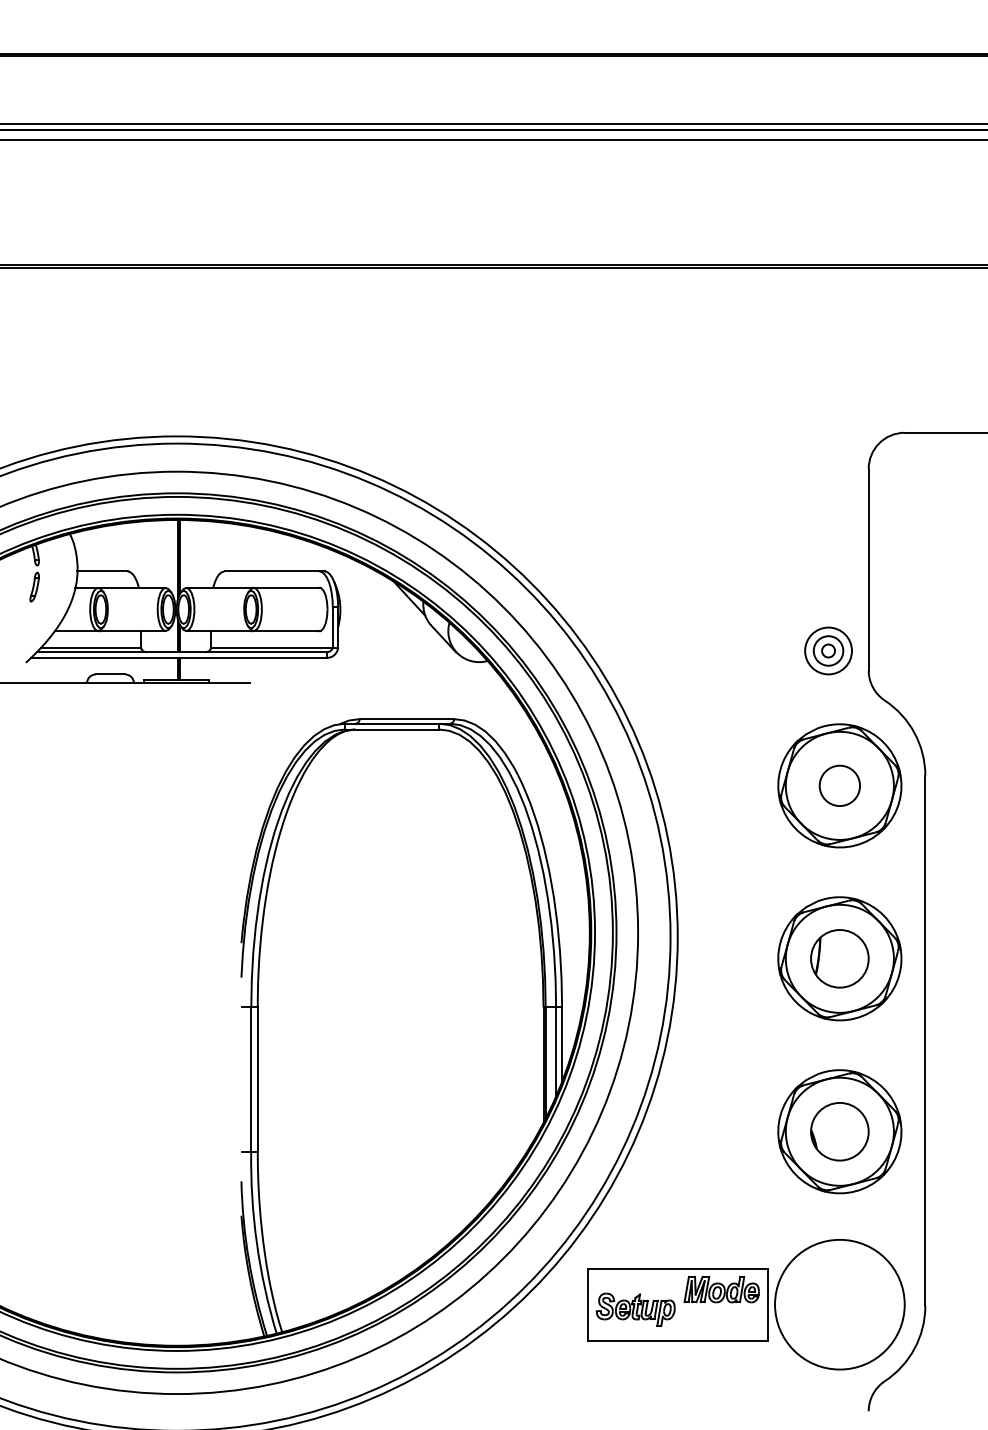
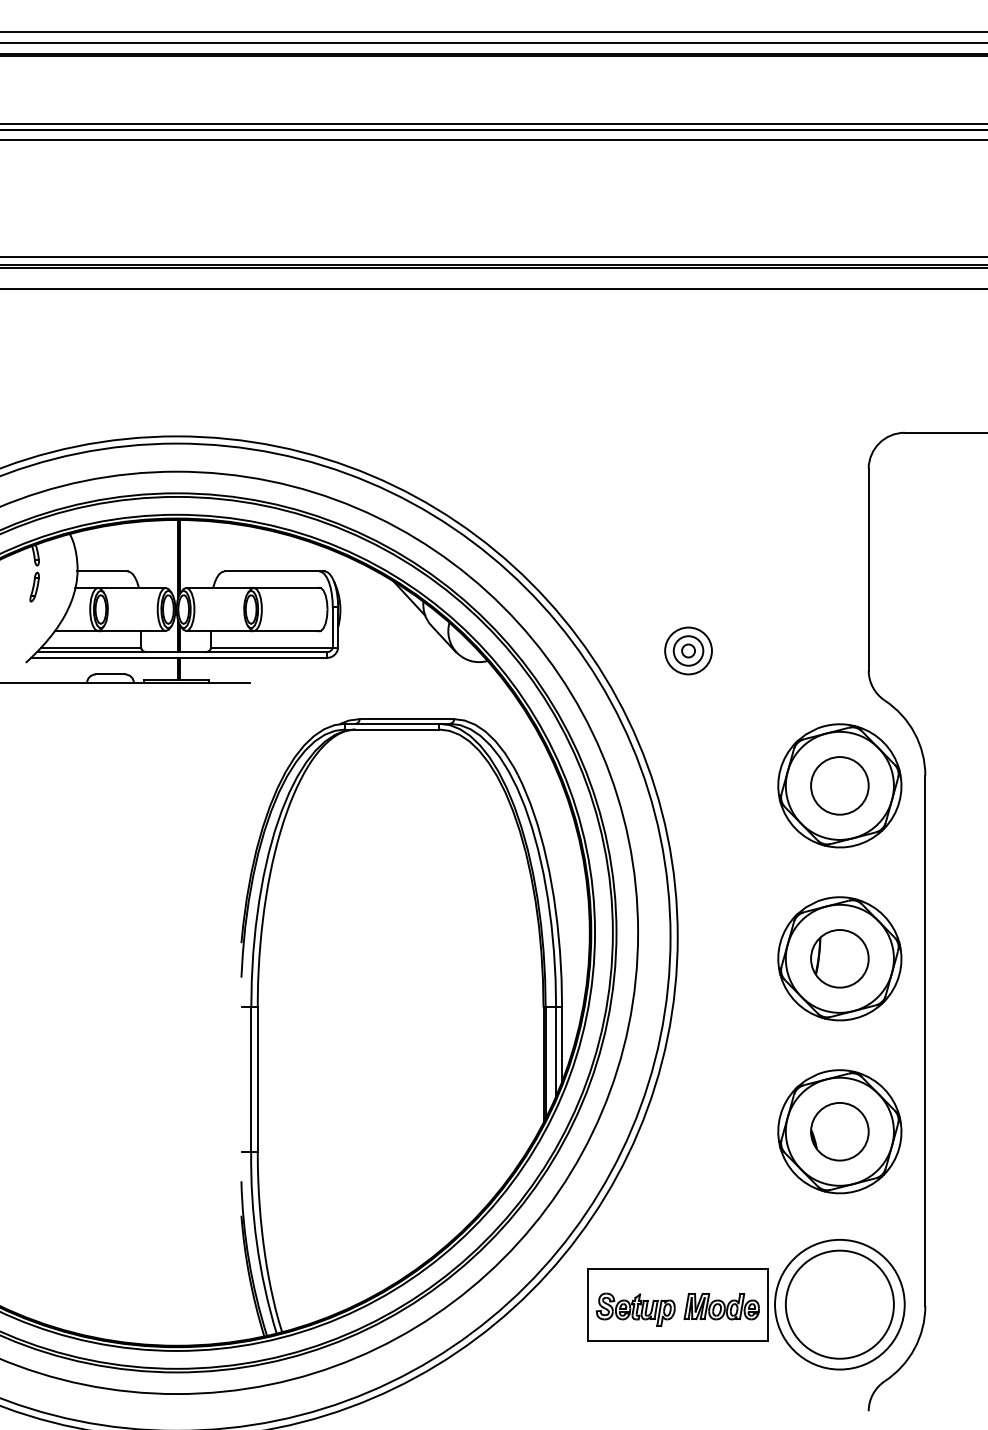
line: none -> present (493, 32)
line: none -> present (493, 42)
line: none -> present (493, 257)
line: none -> present (493, 289)
part position: (828, 650) -> (688, 650) (688, 650)
circle diameter: 40 px -> 58 px (839, 785)
part position: (721, 1289) -> (721, 1306) (721, 1306)
circle: none -> present (839, 1304)
